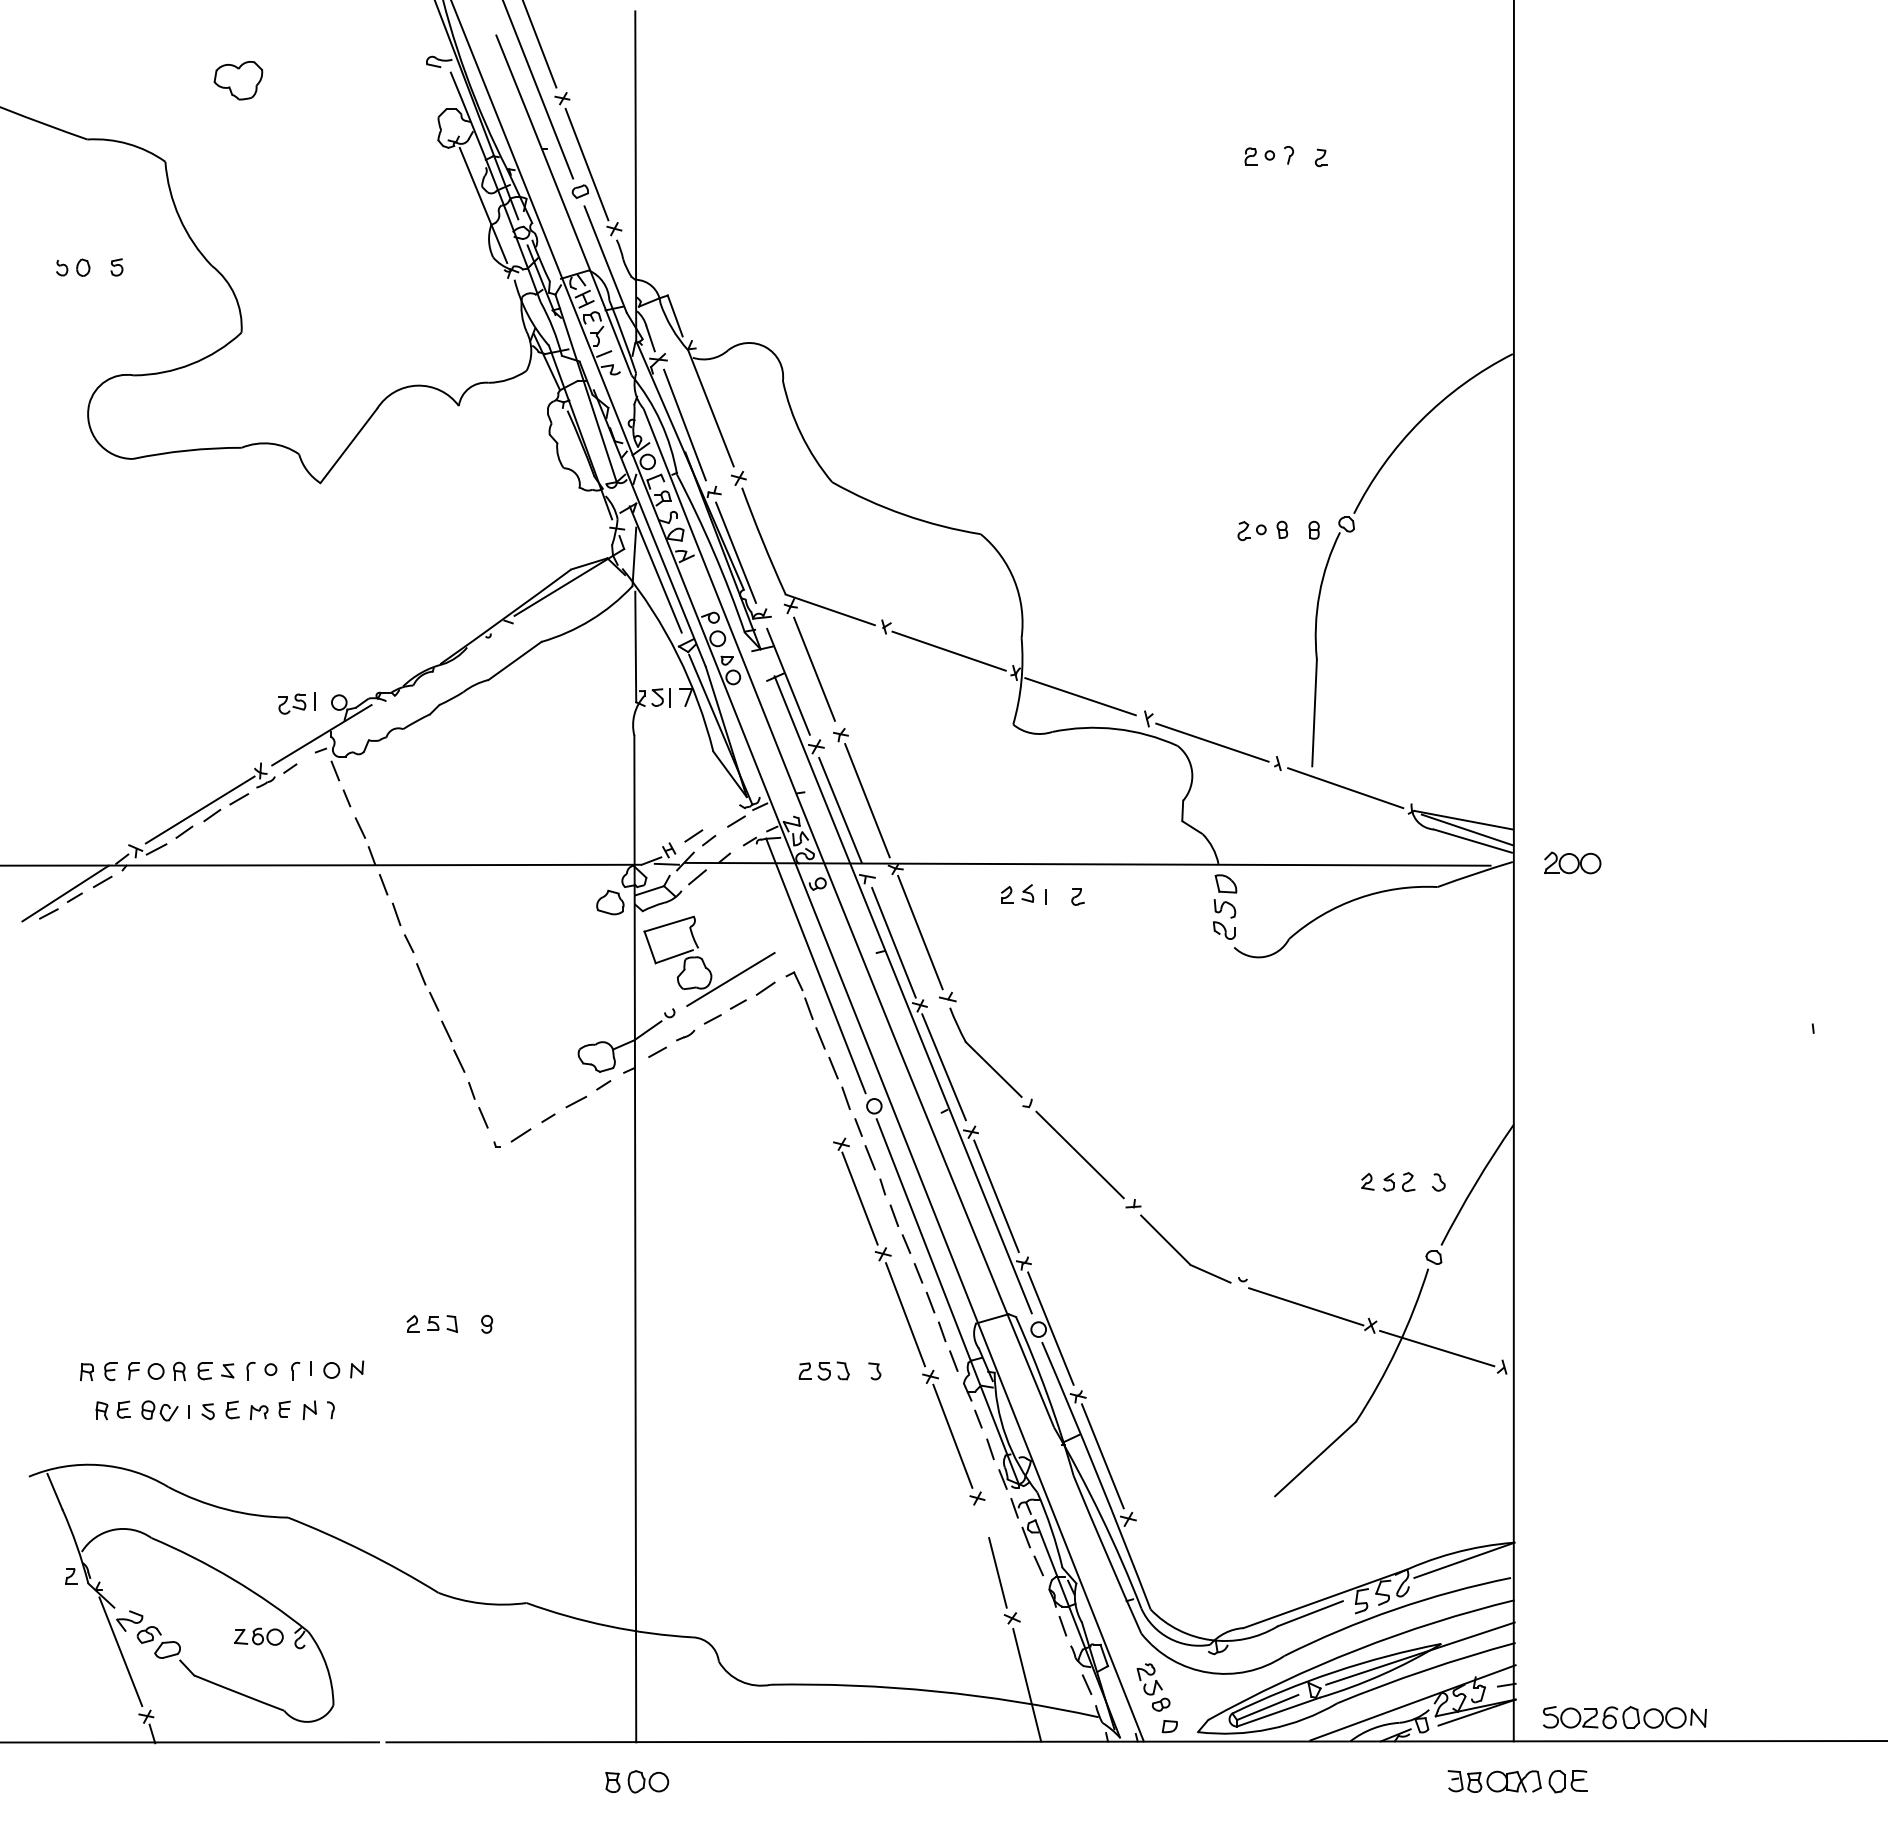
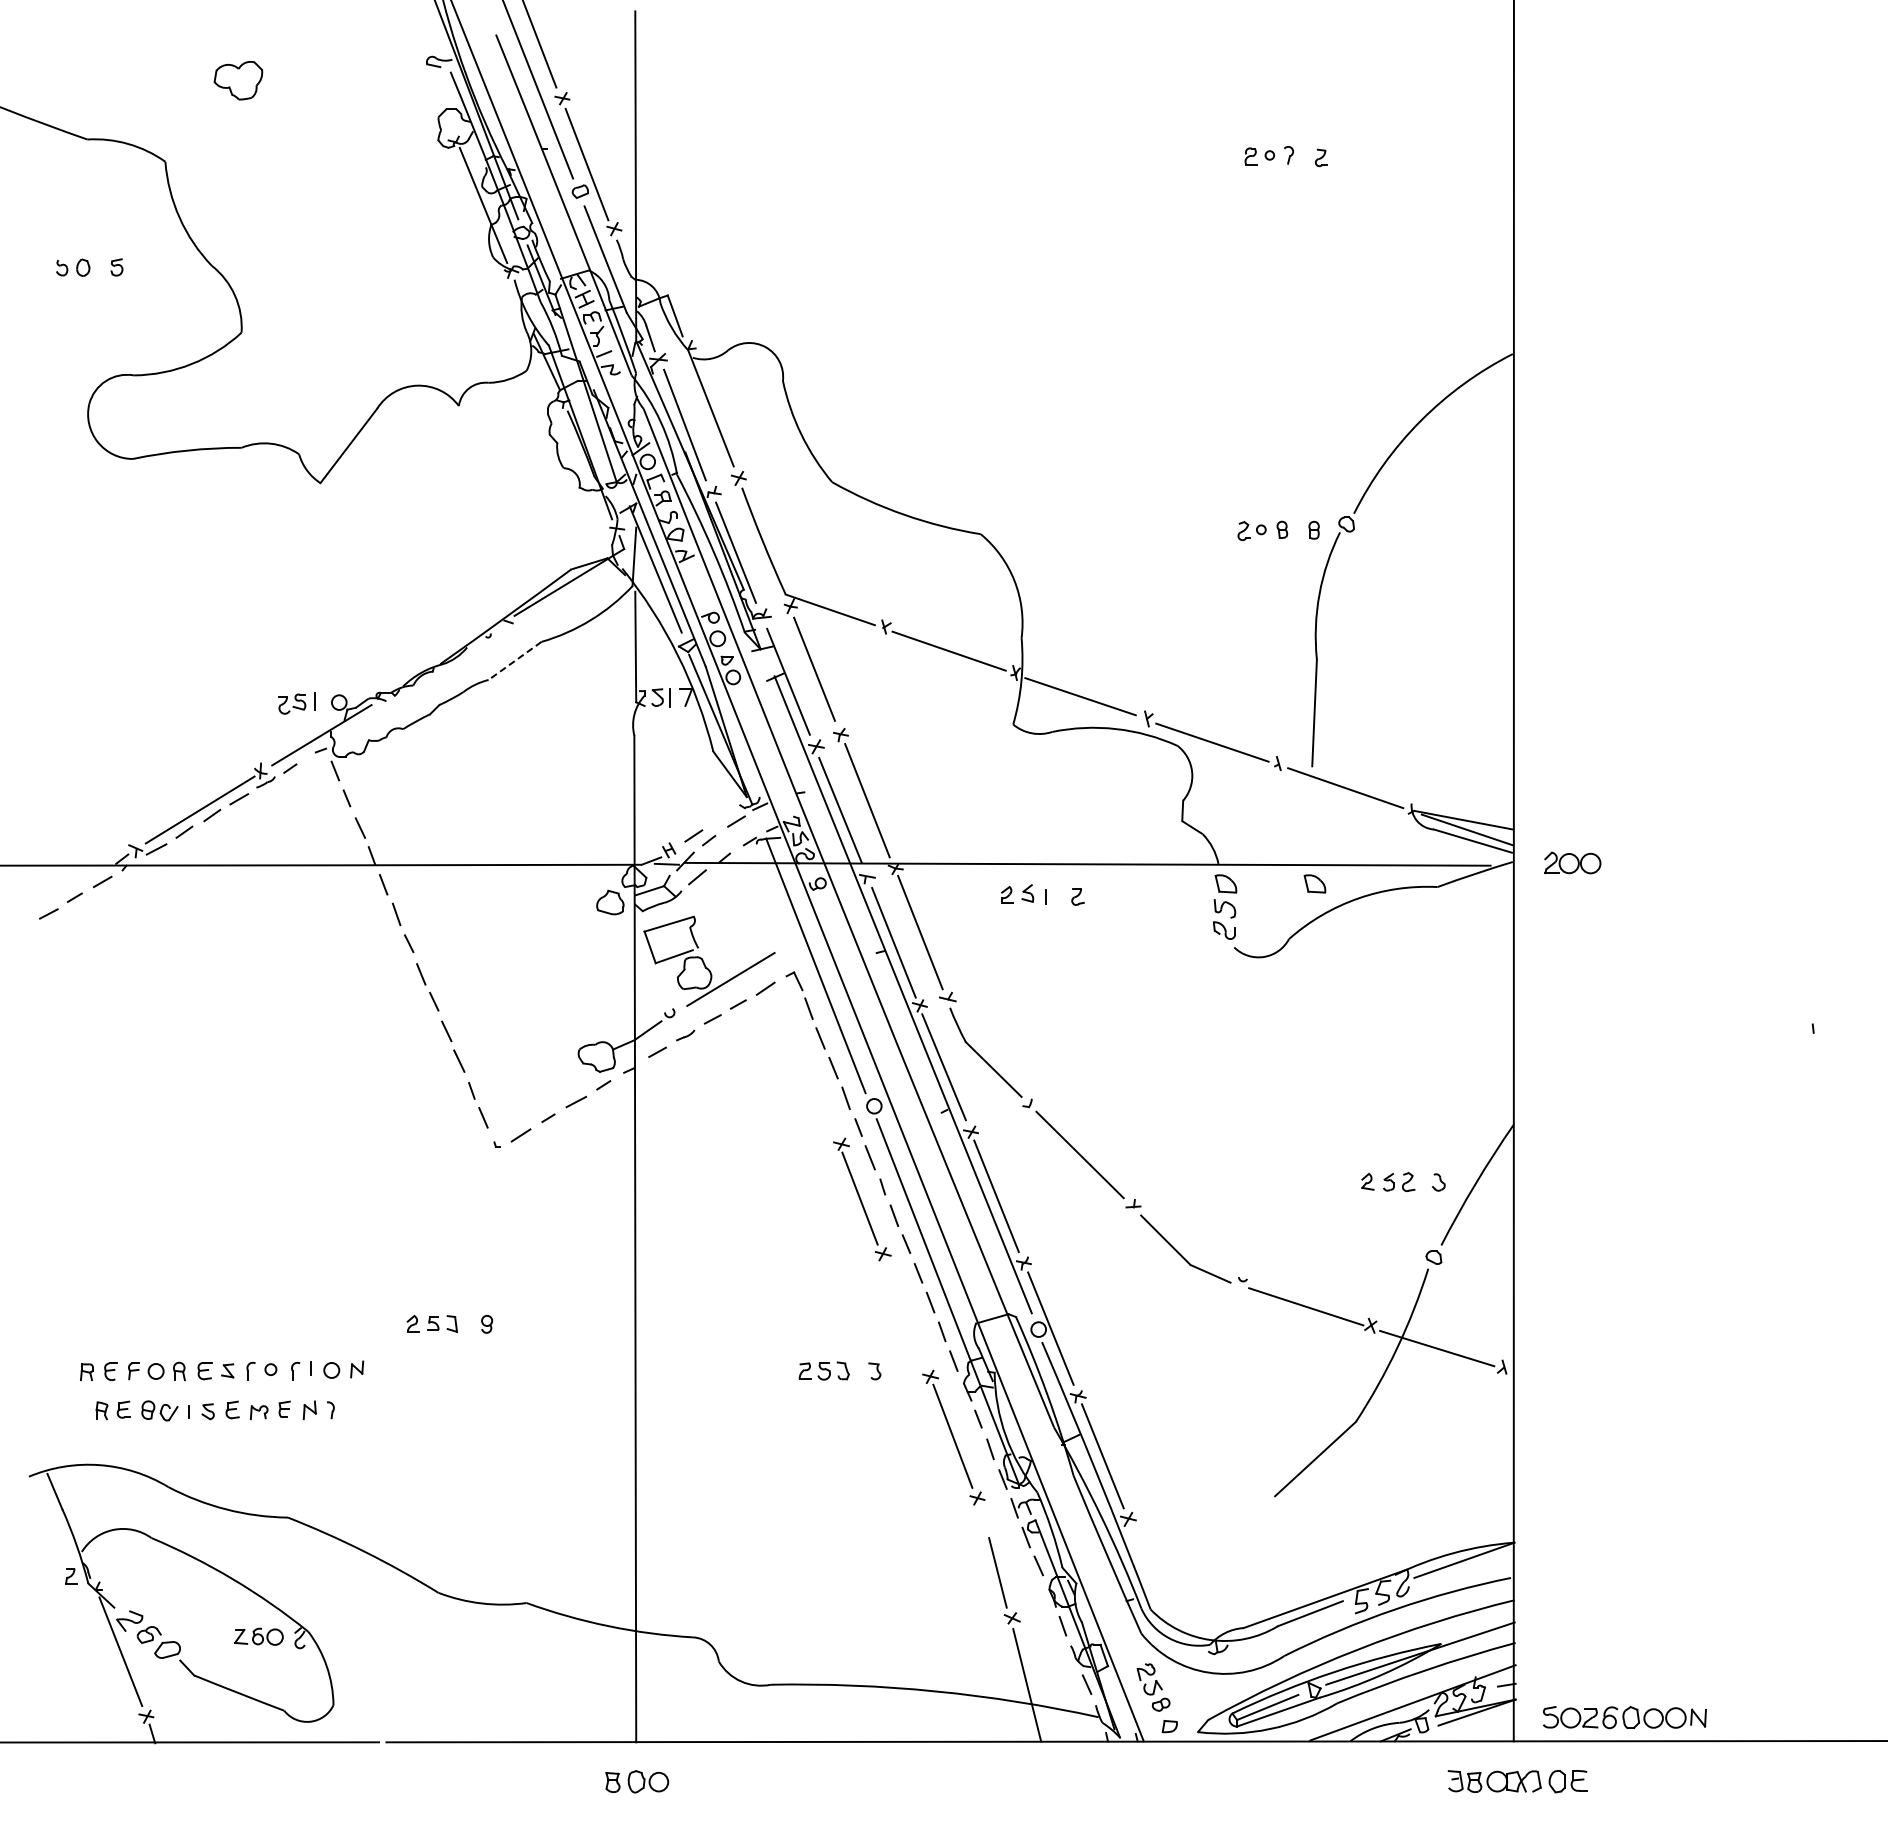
line: solid -> dashed (515, 660)
part: none -> present (1314, 883)
line: present -> none (65, 893)
line: present -> none (905, 1314)
